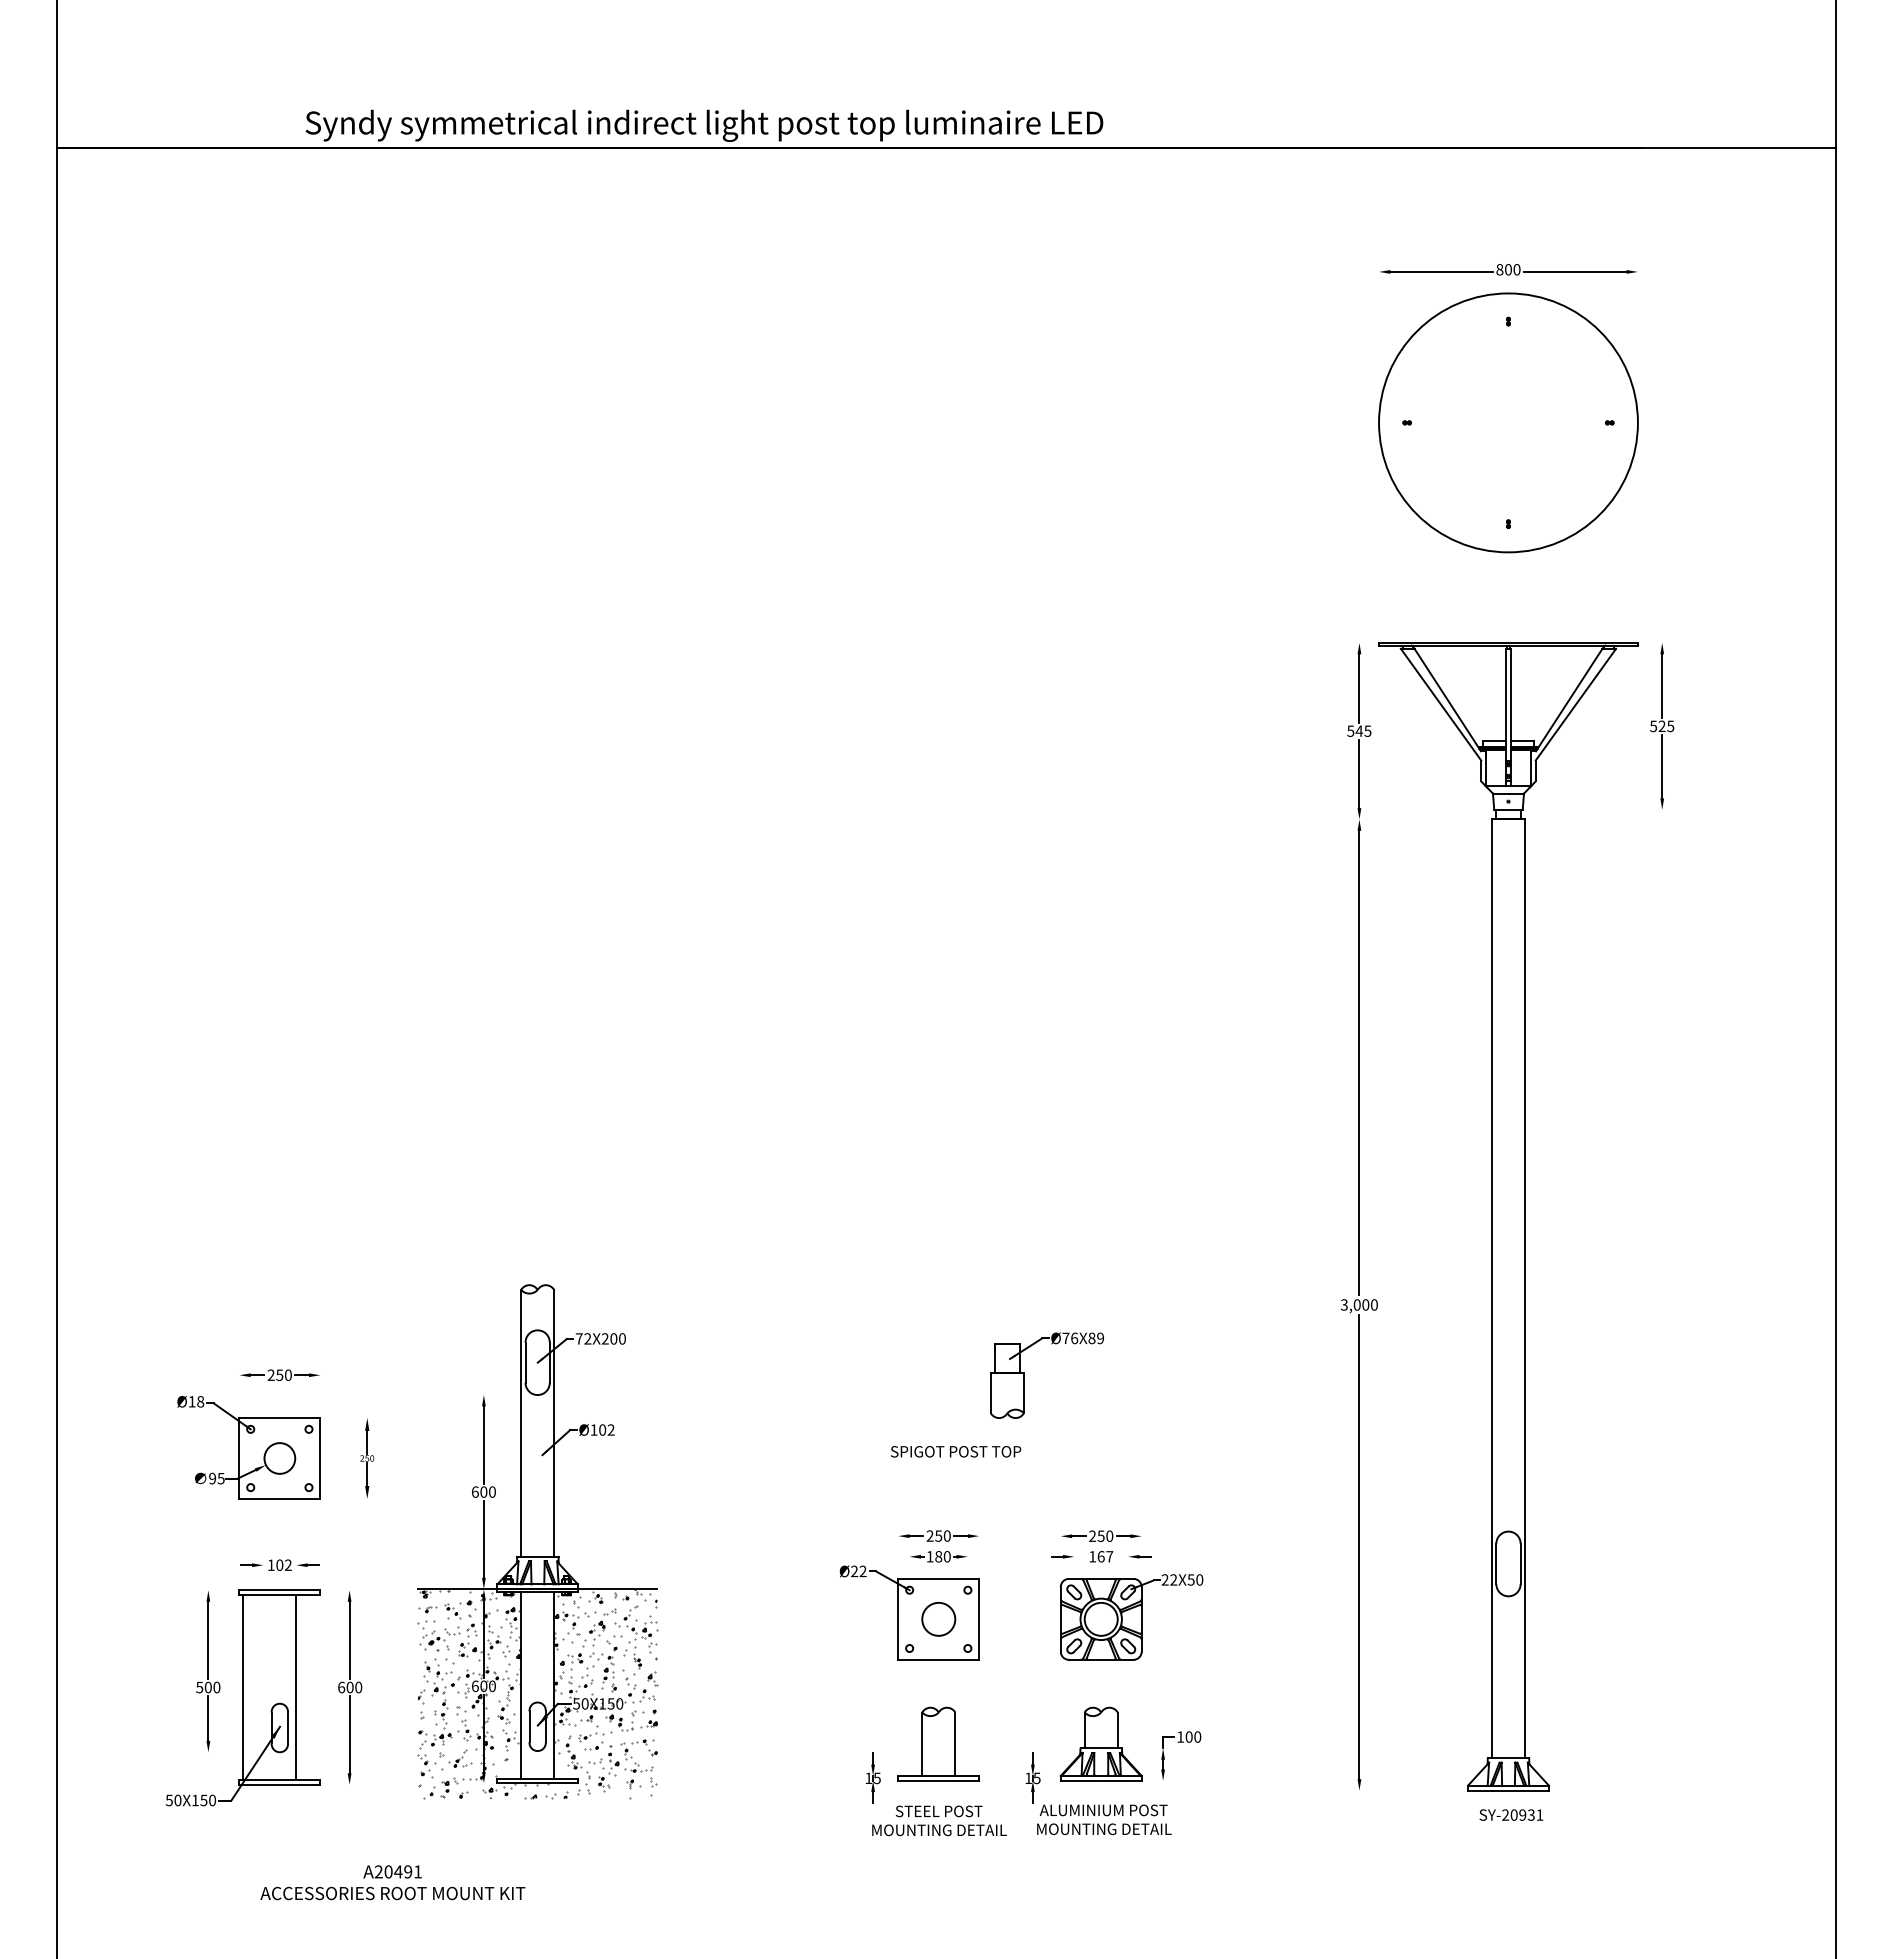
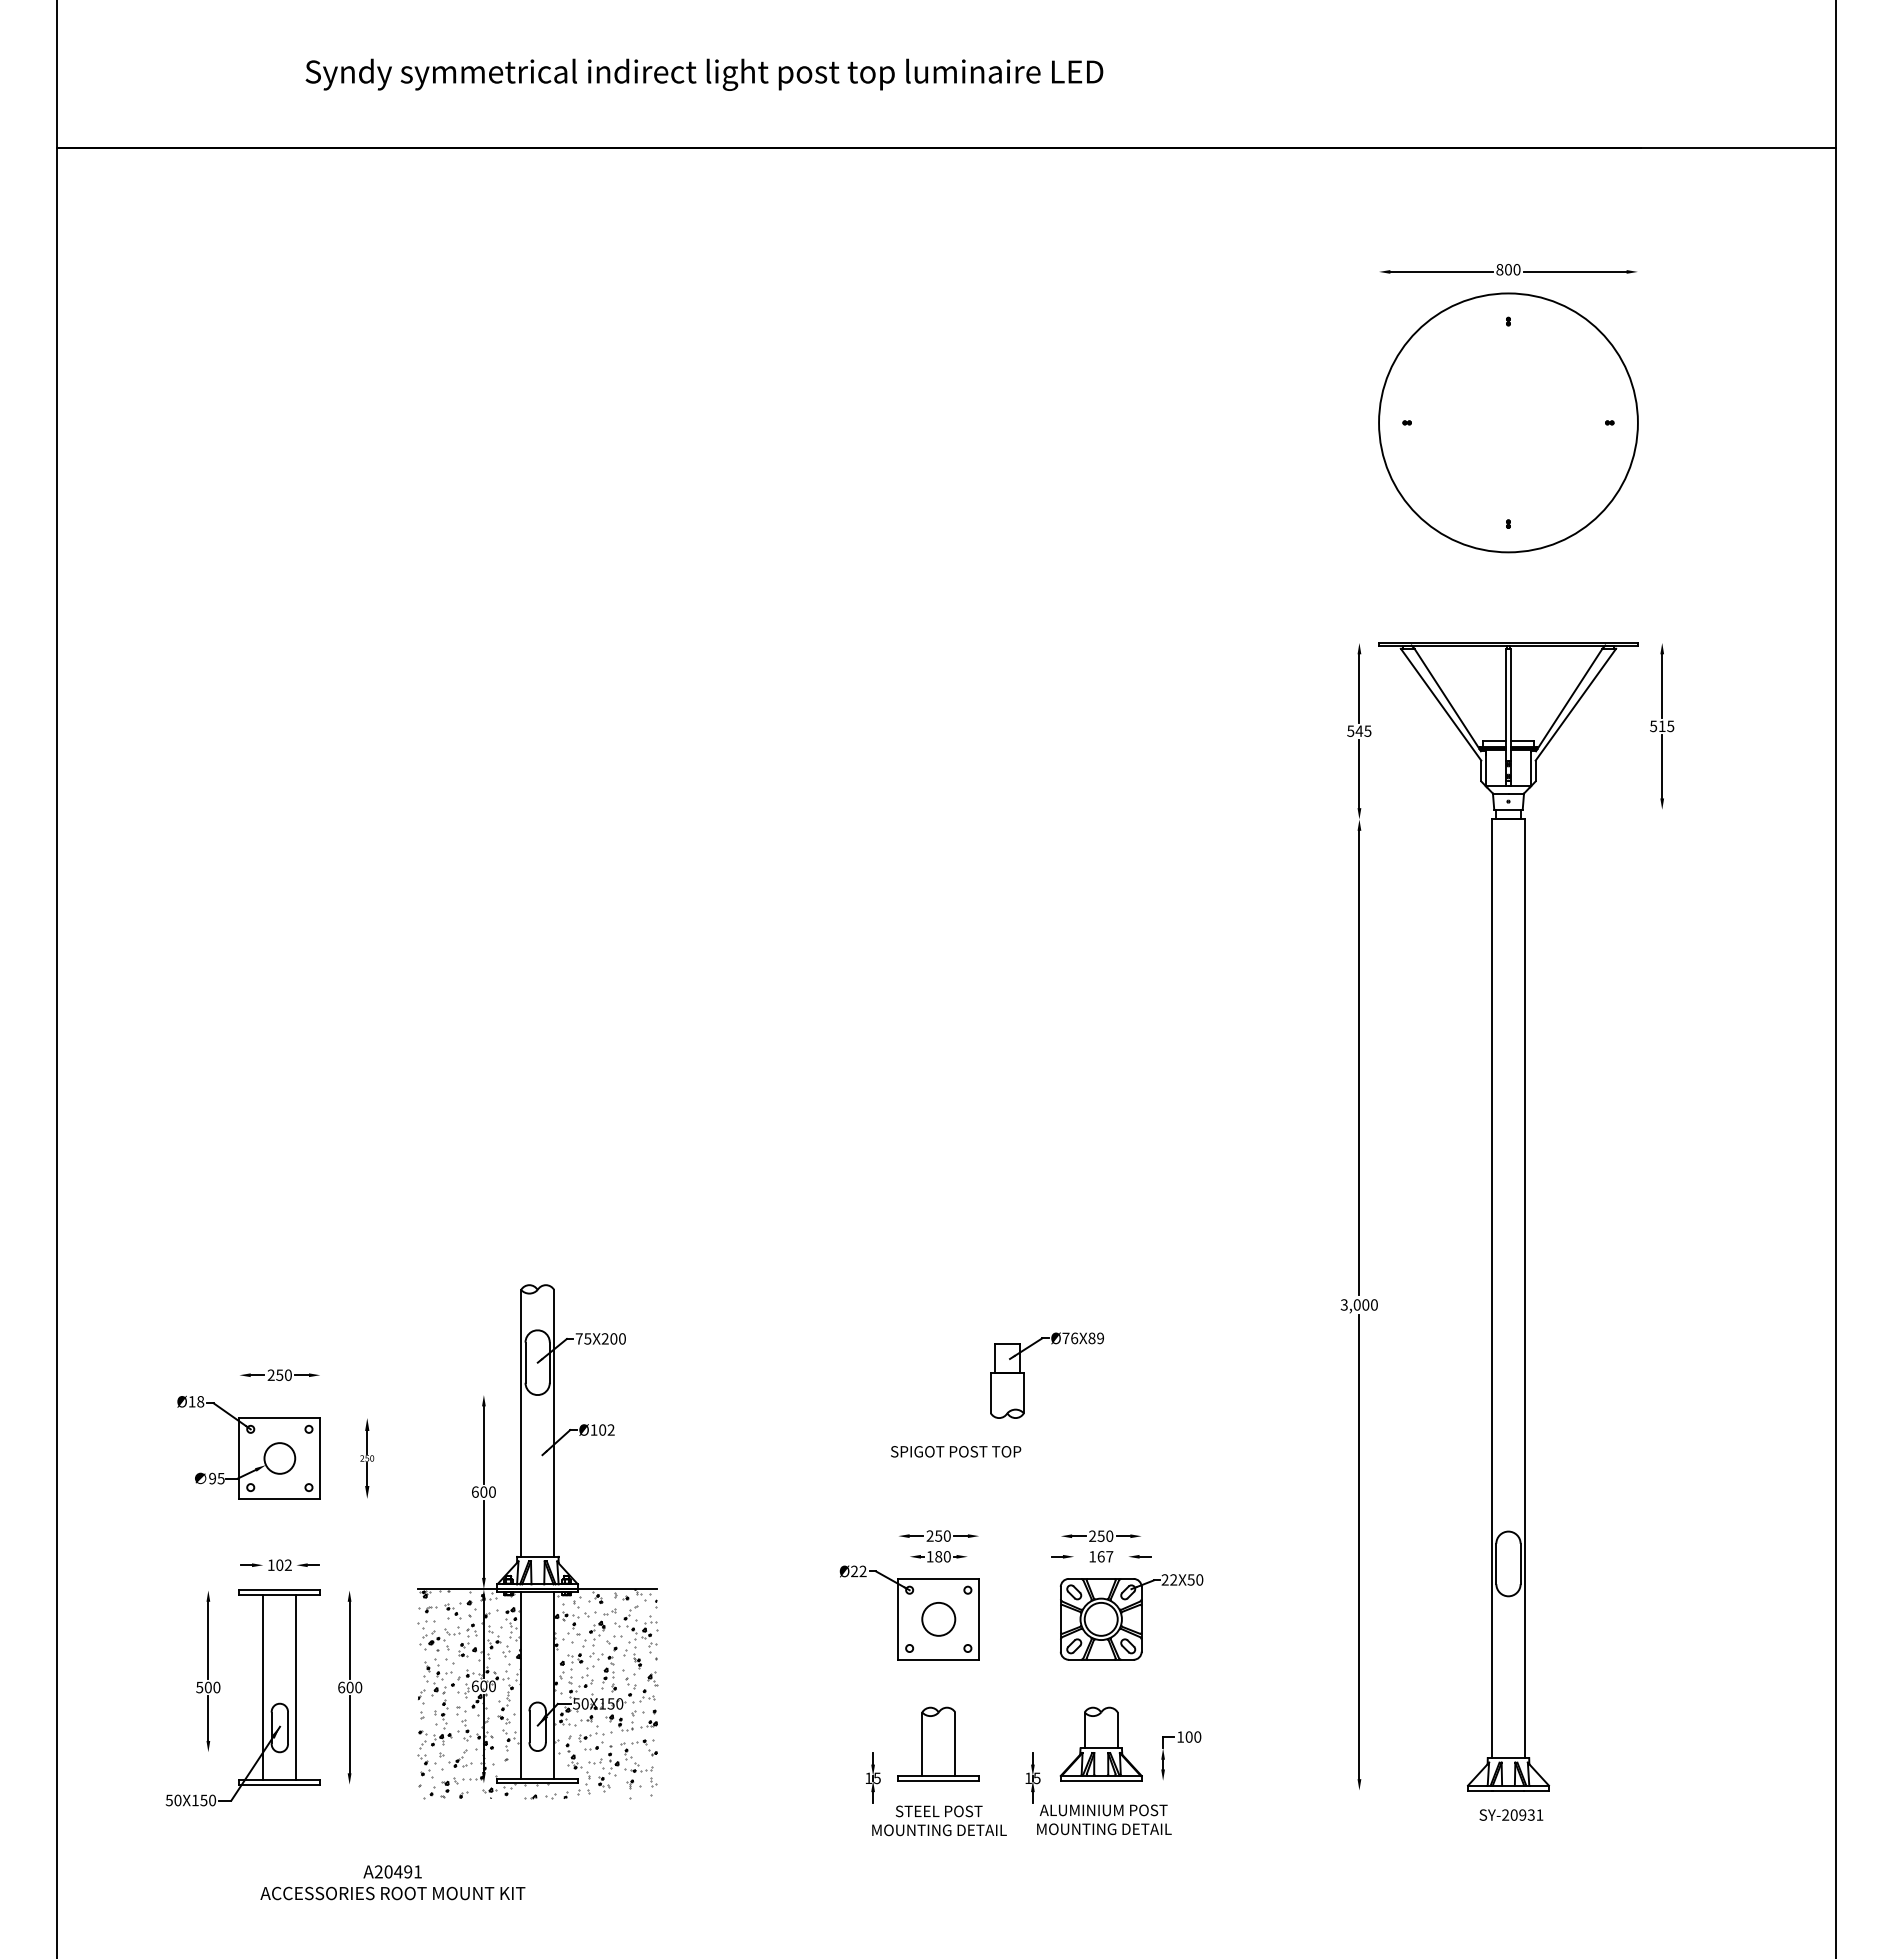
text position: (704, 125) -> (704, 74) (704, 74)
text: 525 -> 515 (1661, 725)
text: 72X200 -> 75X200 (587, 1338)
line position: (243, 1687) -> (263, 1687) (263, 1687)
